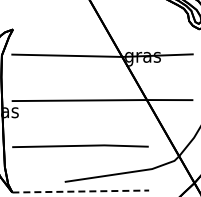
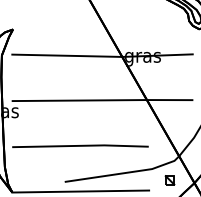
part: none -> present (169, 180)
line: dashed -> solid (81, 191)
